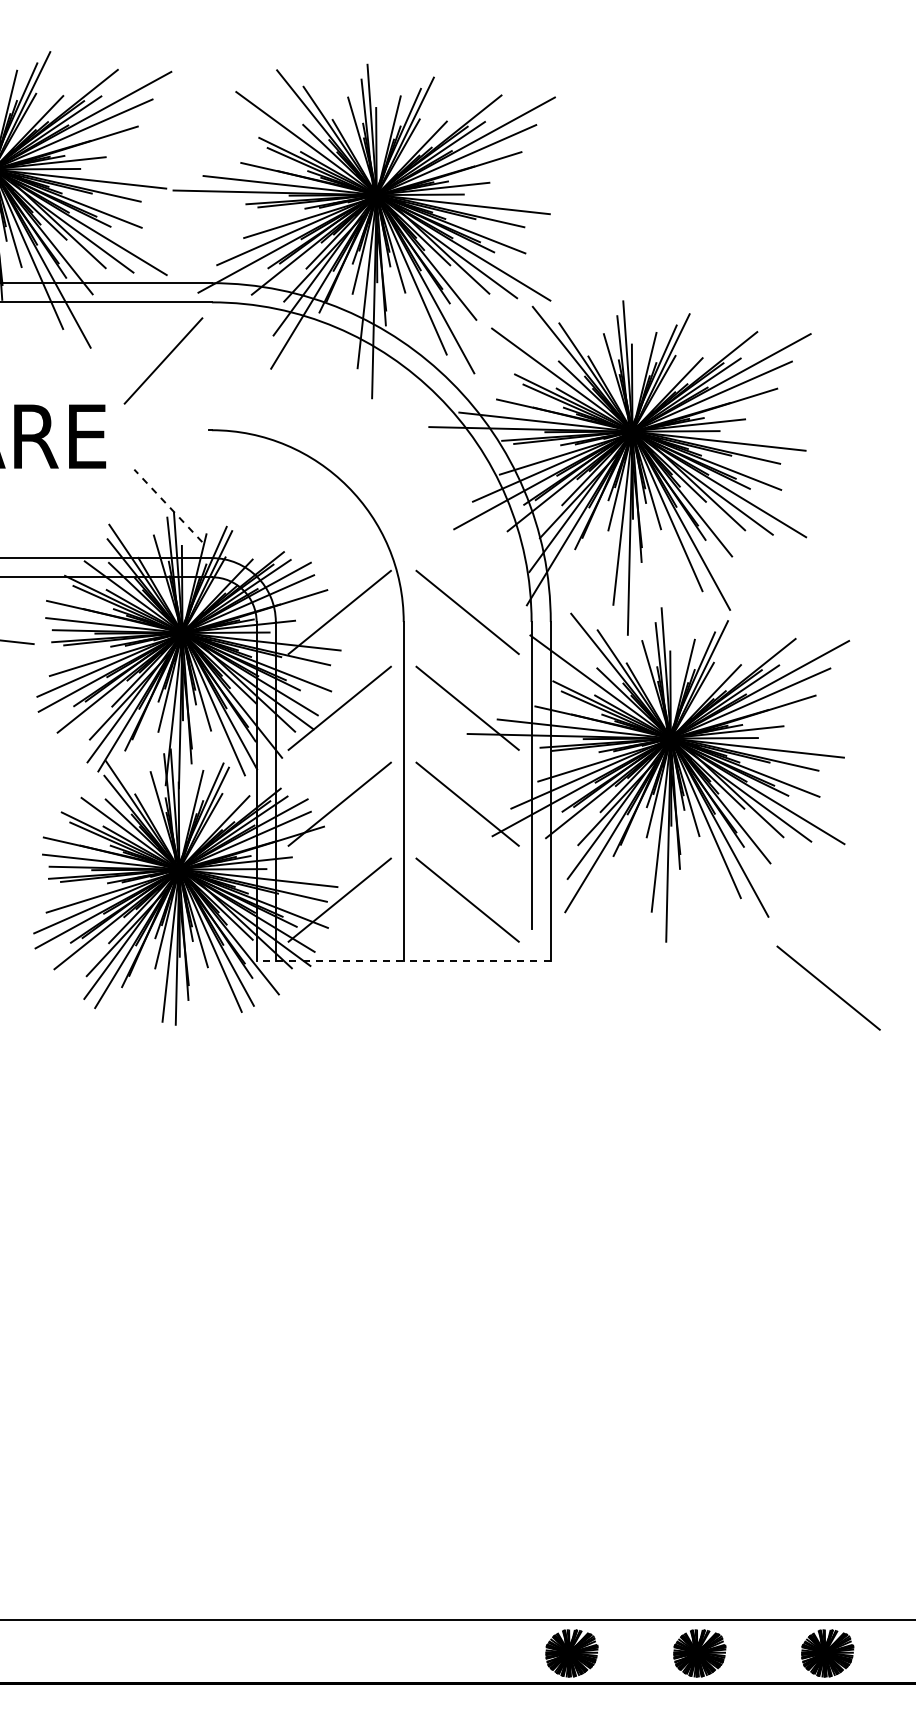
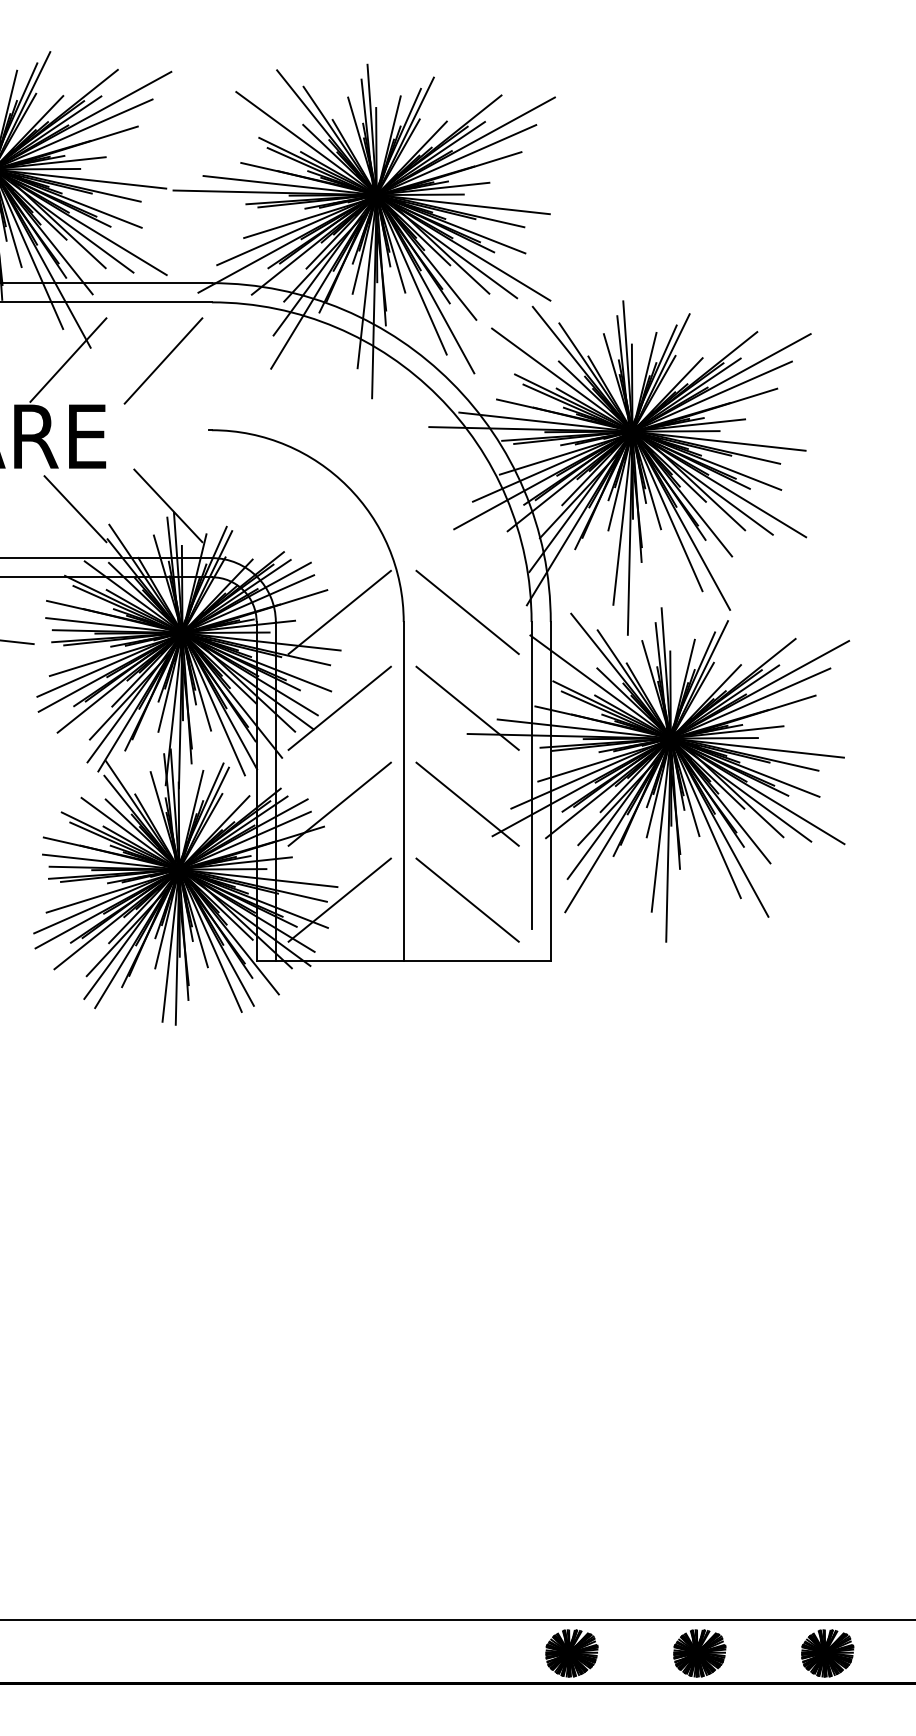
line: none -> present (68, 359)
line: dashed -> solid (168, 505)
line: none -> present (75, 509)
line: dashed -> solid (403, 960)
line: present -> none (828, 987)
